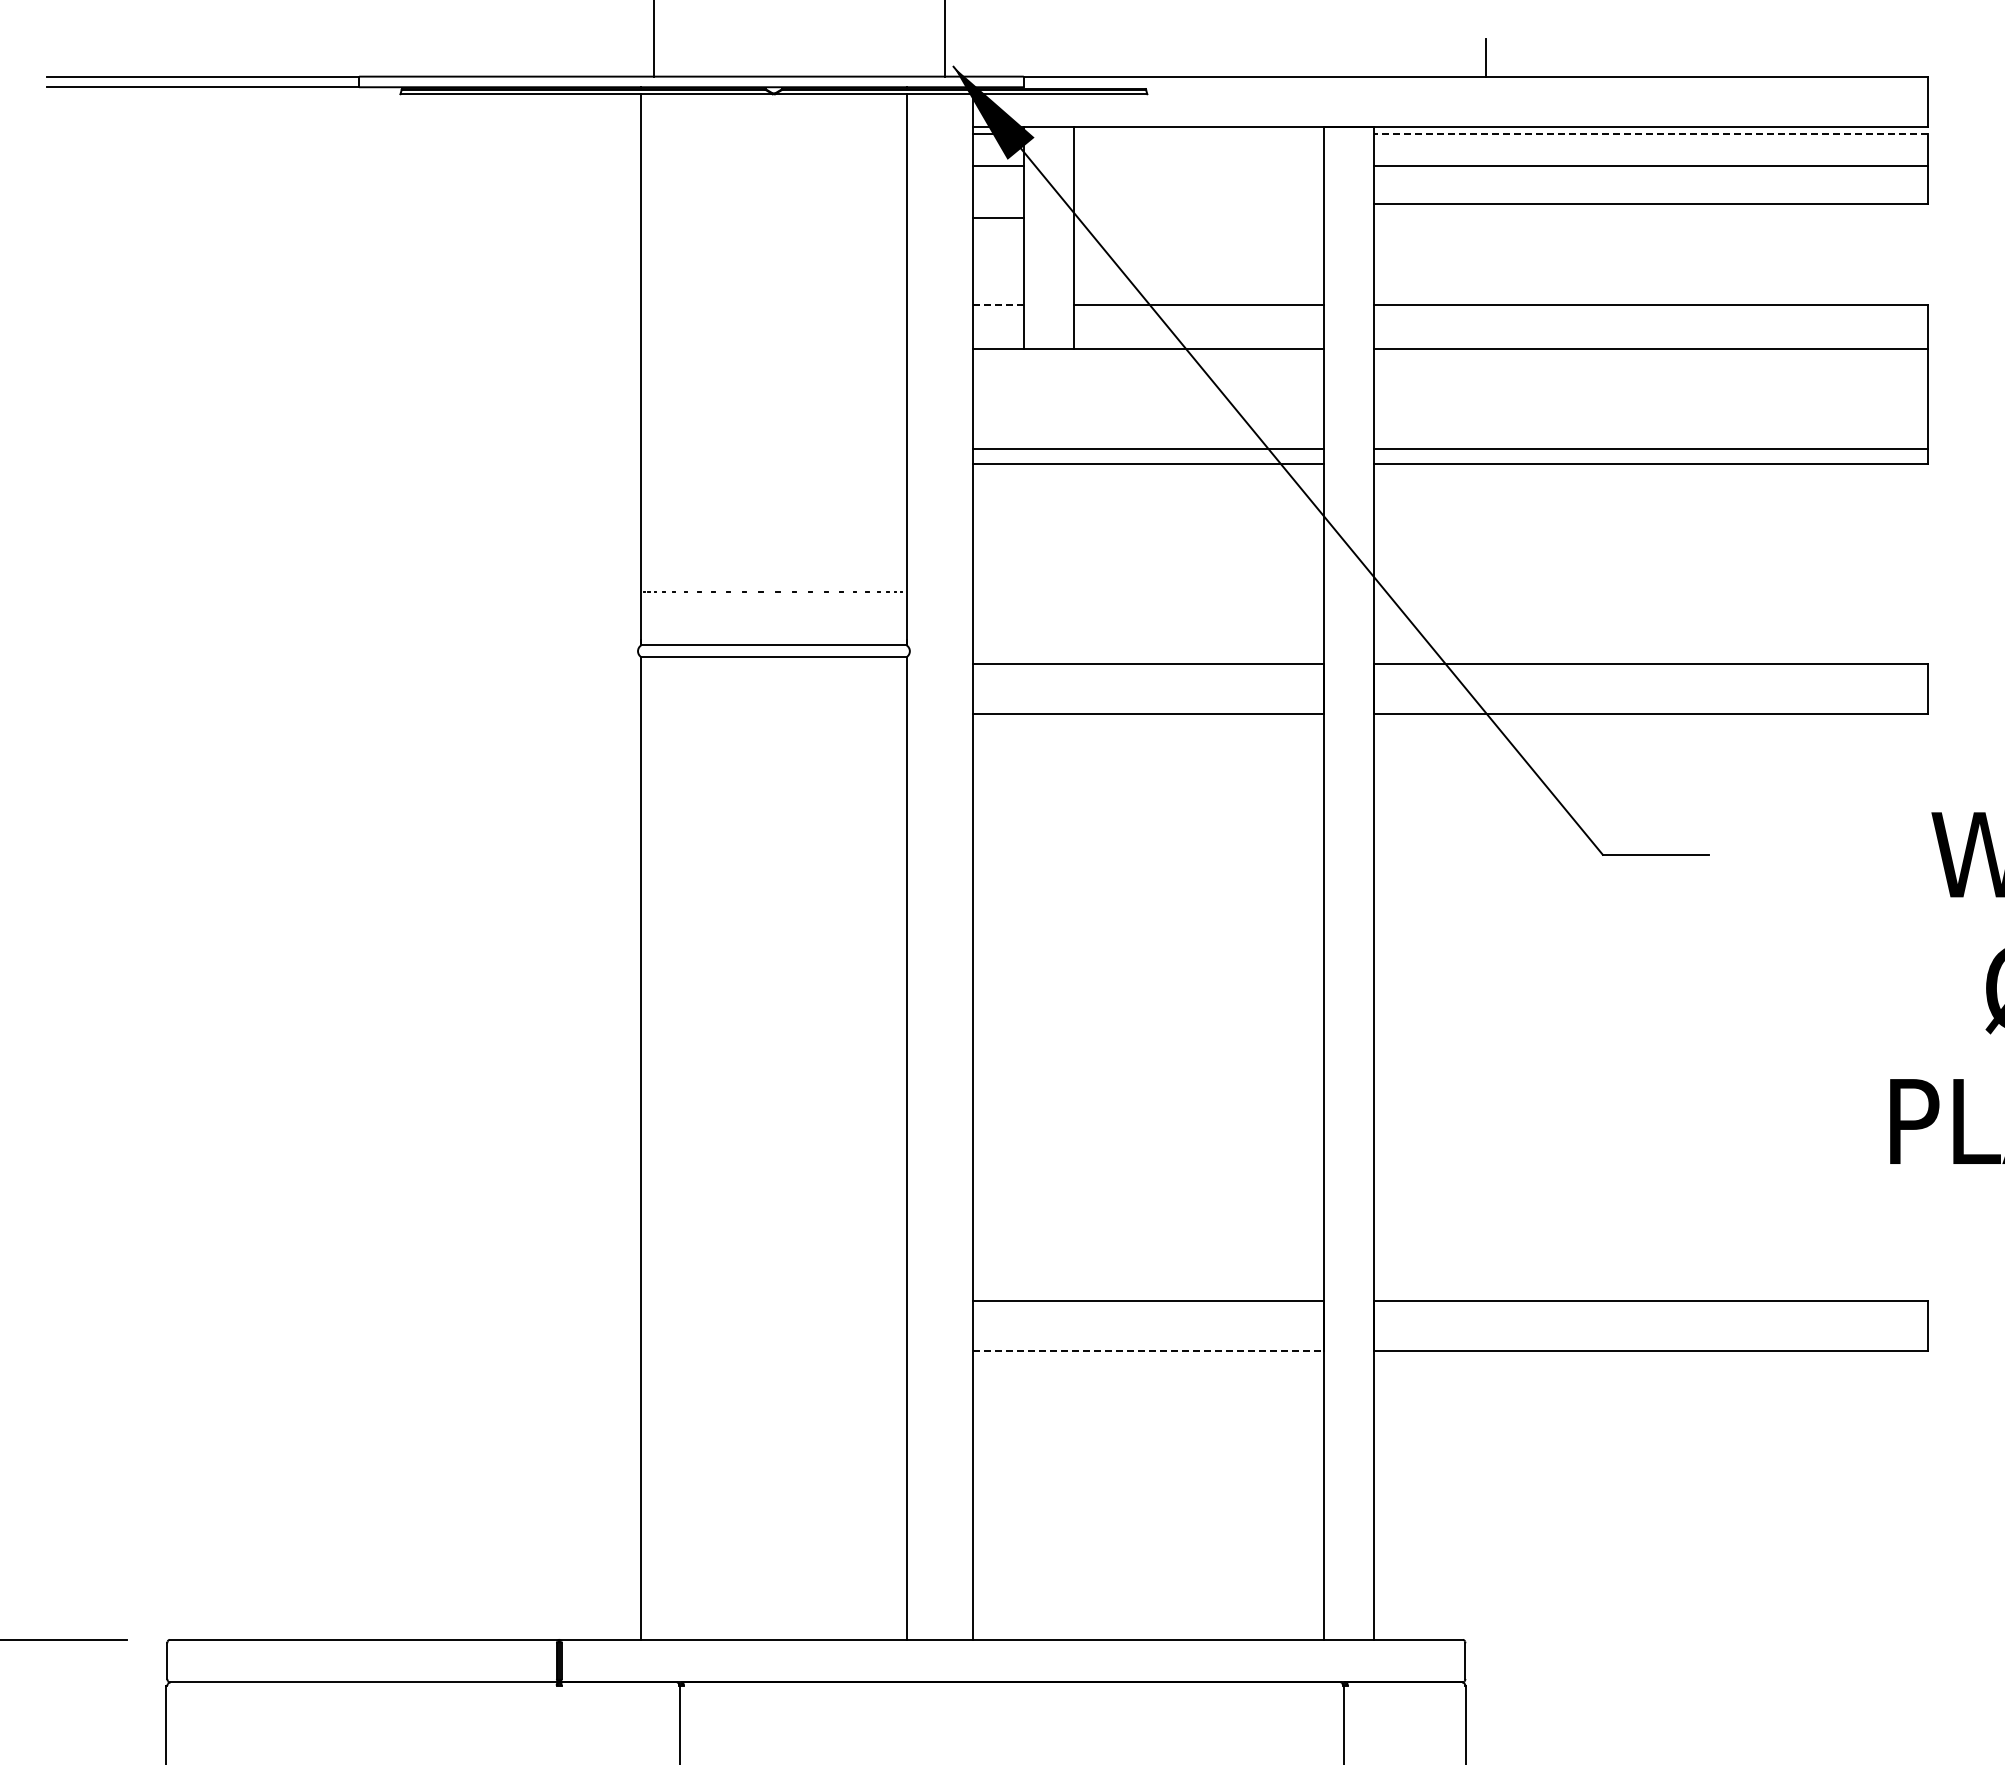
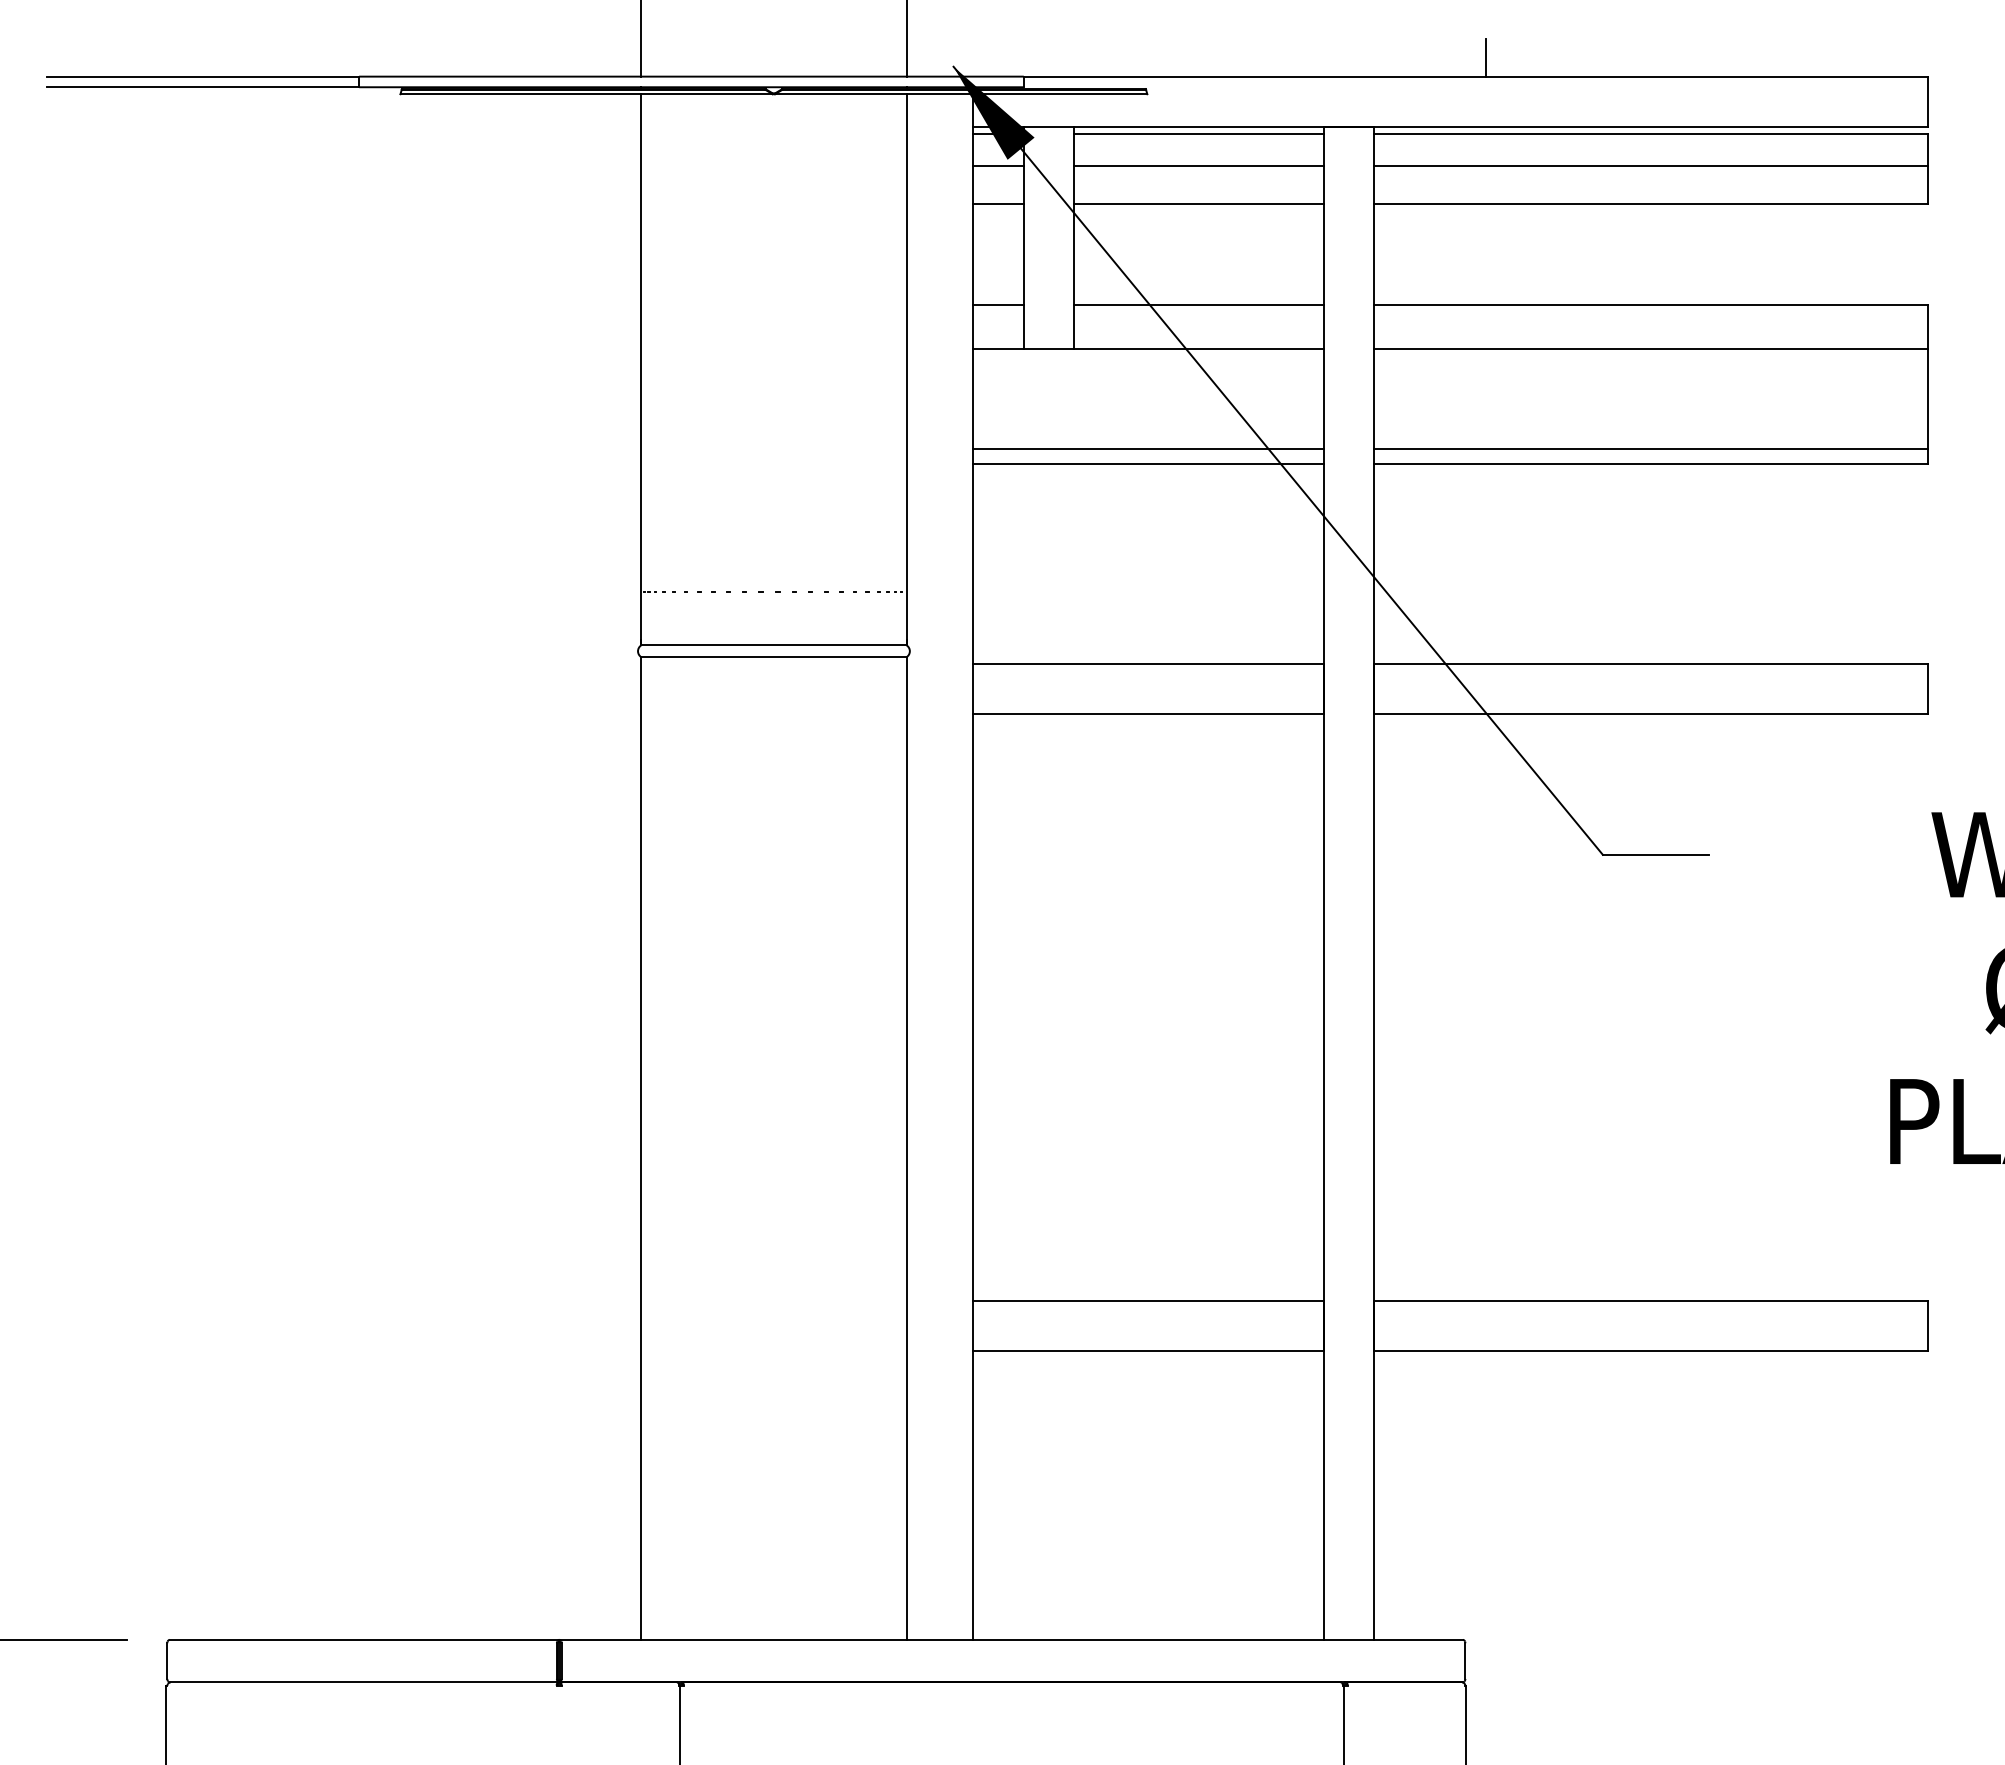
line position: (654, 39) -> (641, 39) (641, 39)
line position: (944, 39) -> (906, 39) (906, 39)
line: none -> present (1198, 134)
line: dashed -> solid (1650, 134)
line: none -> present (1198, 166)
line: none -> present (1198, 203)
line position: (998, 217) -> (998, 203) (998, 203)
line: dashed -> solid (999, 305)
line: dashed -> solid (1149, 1351)
